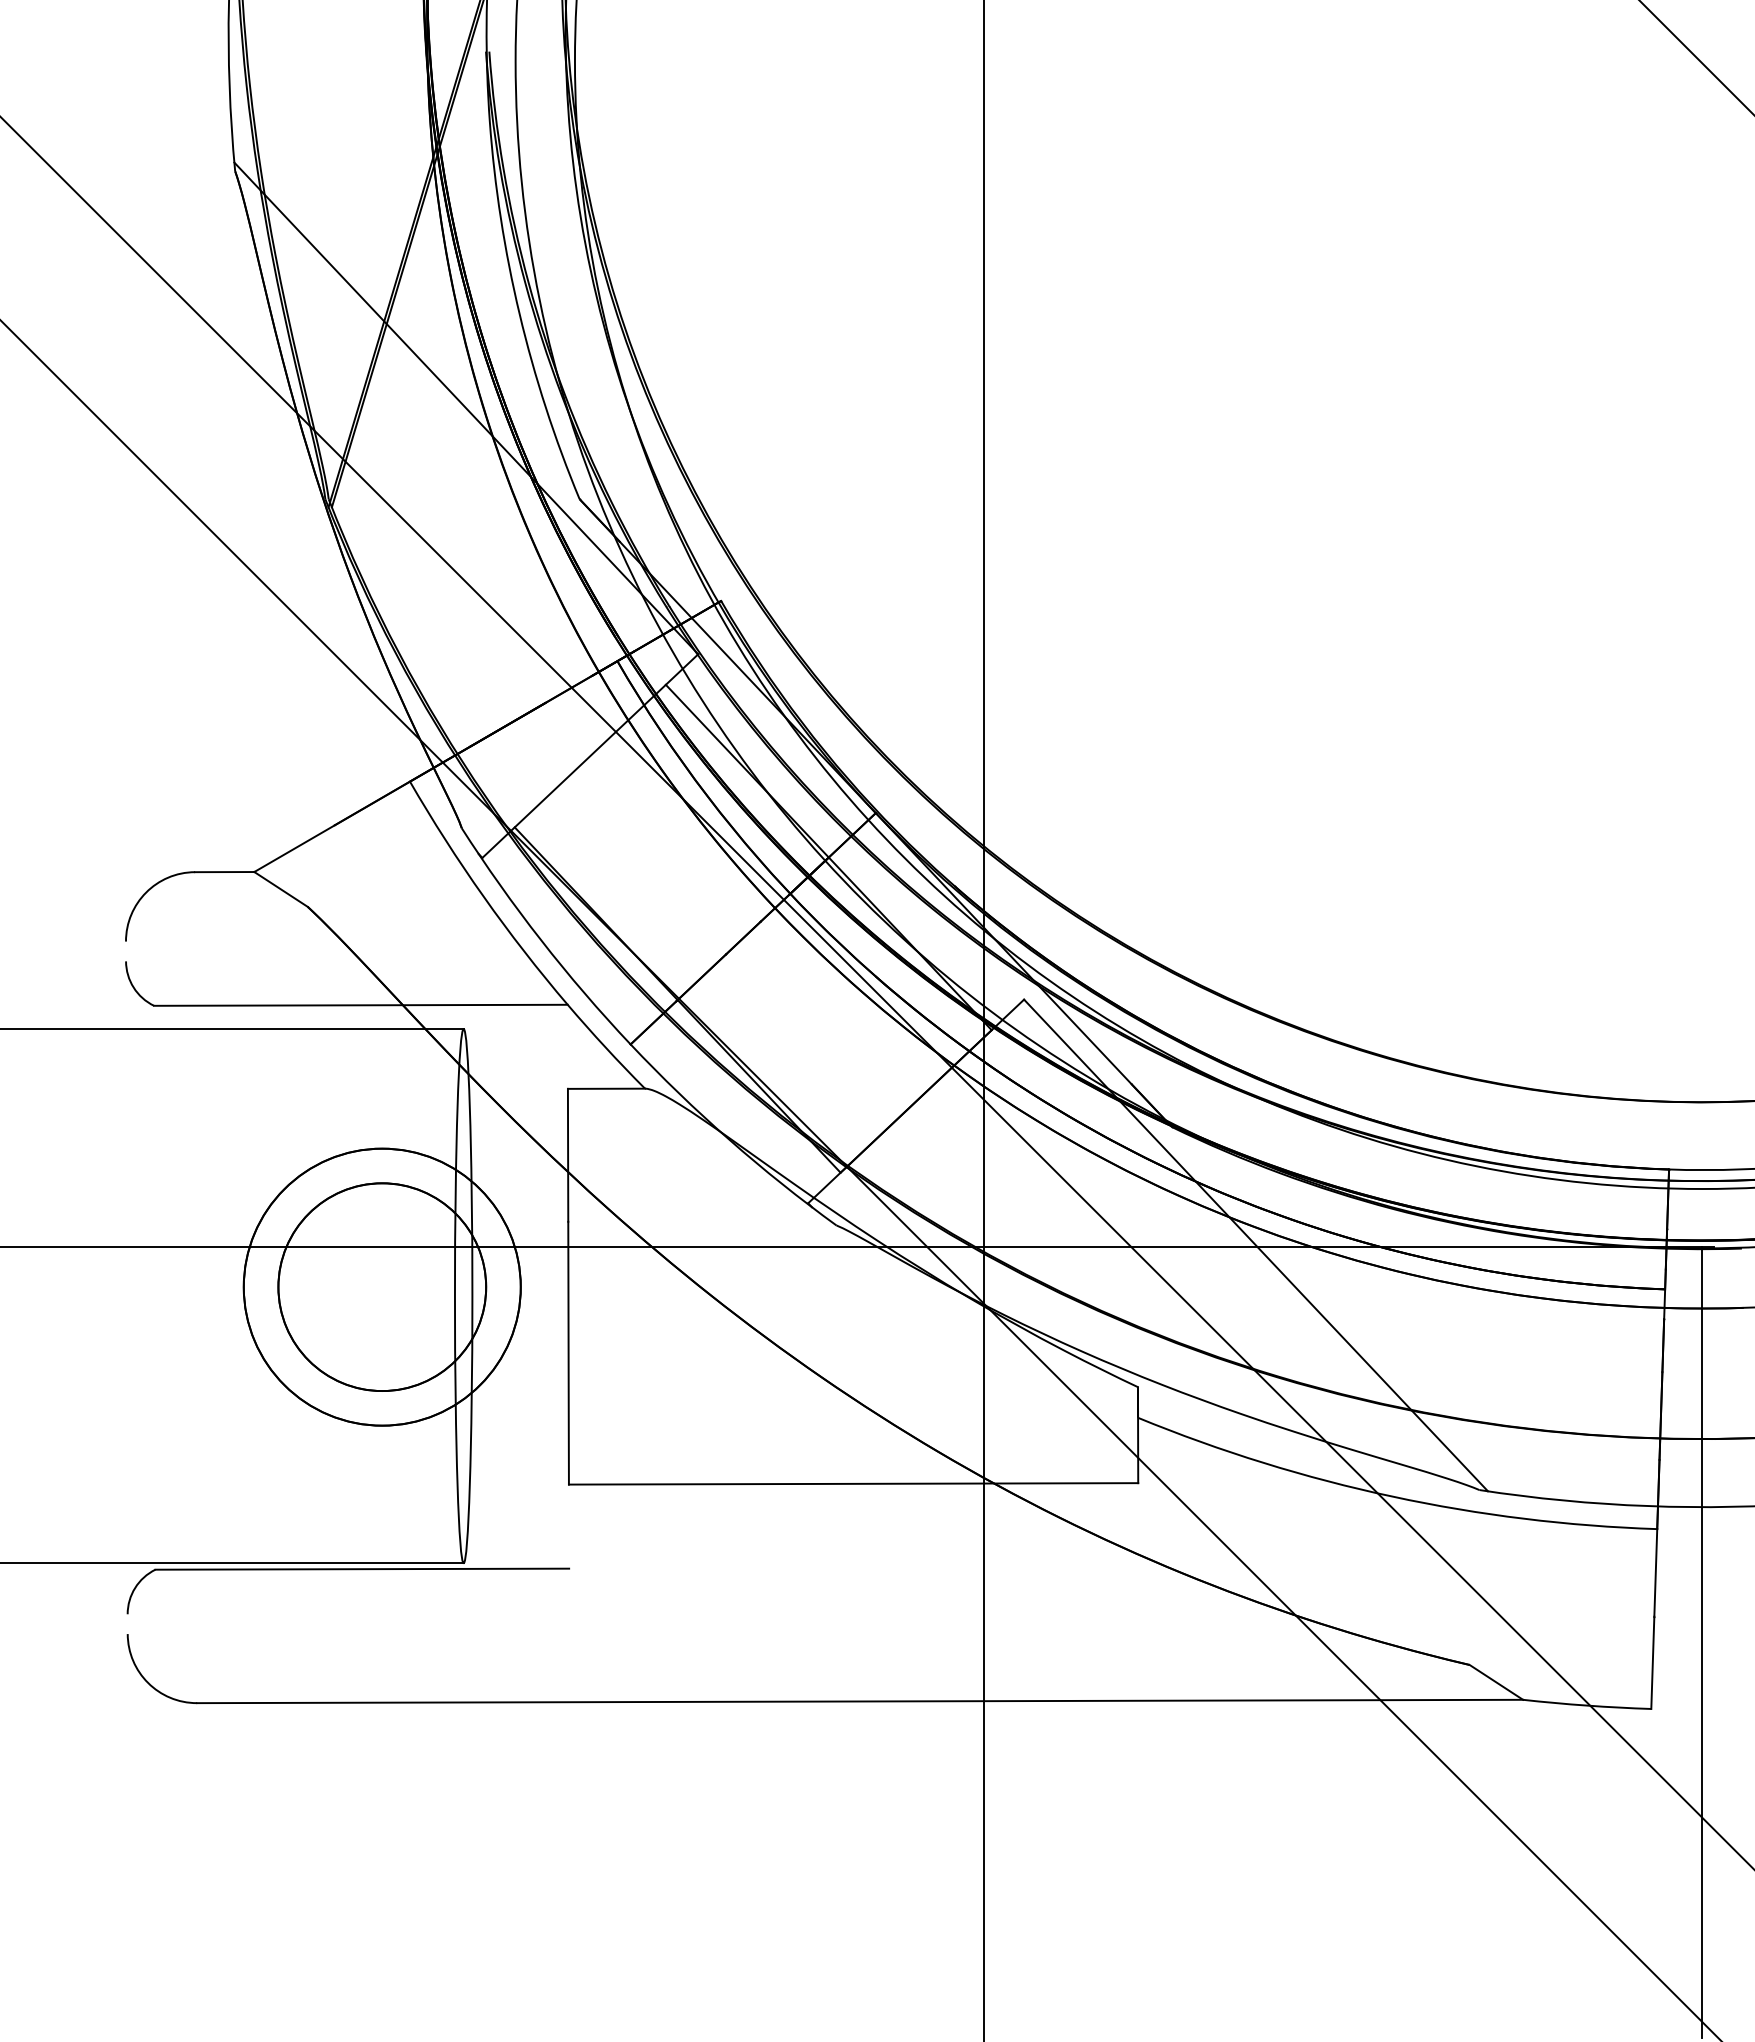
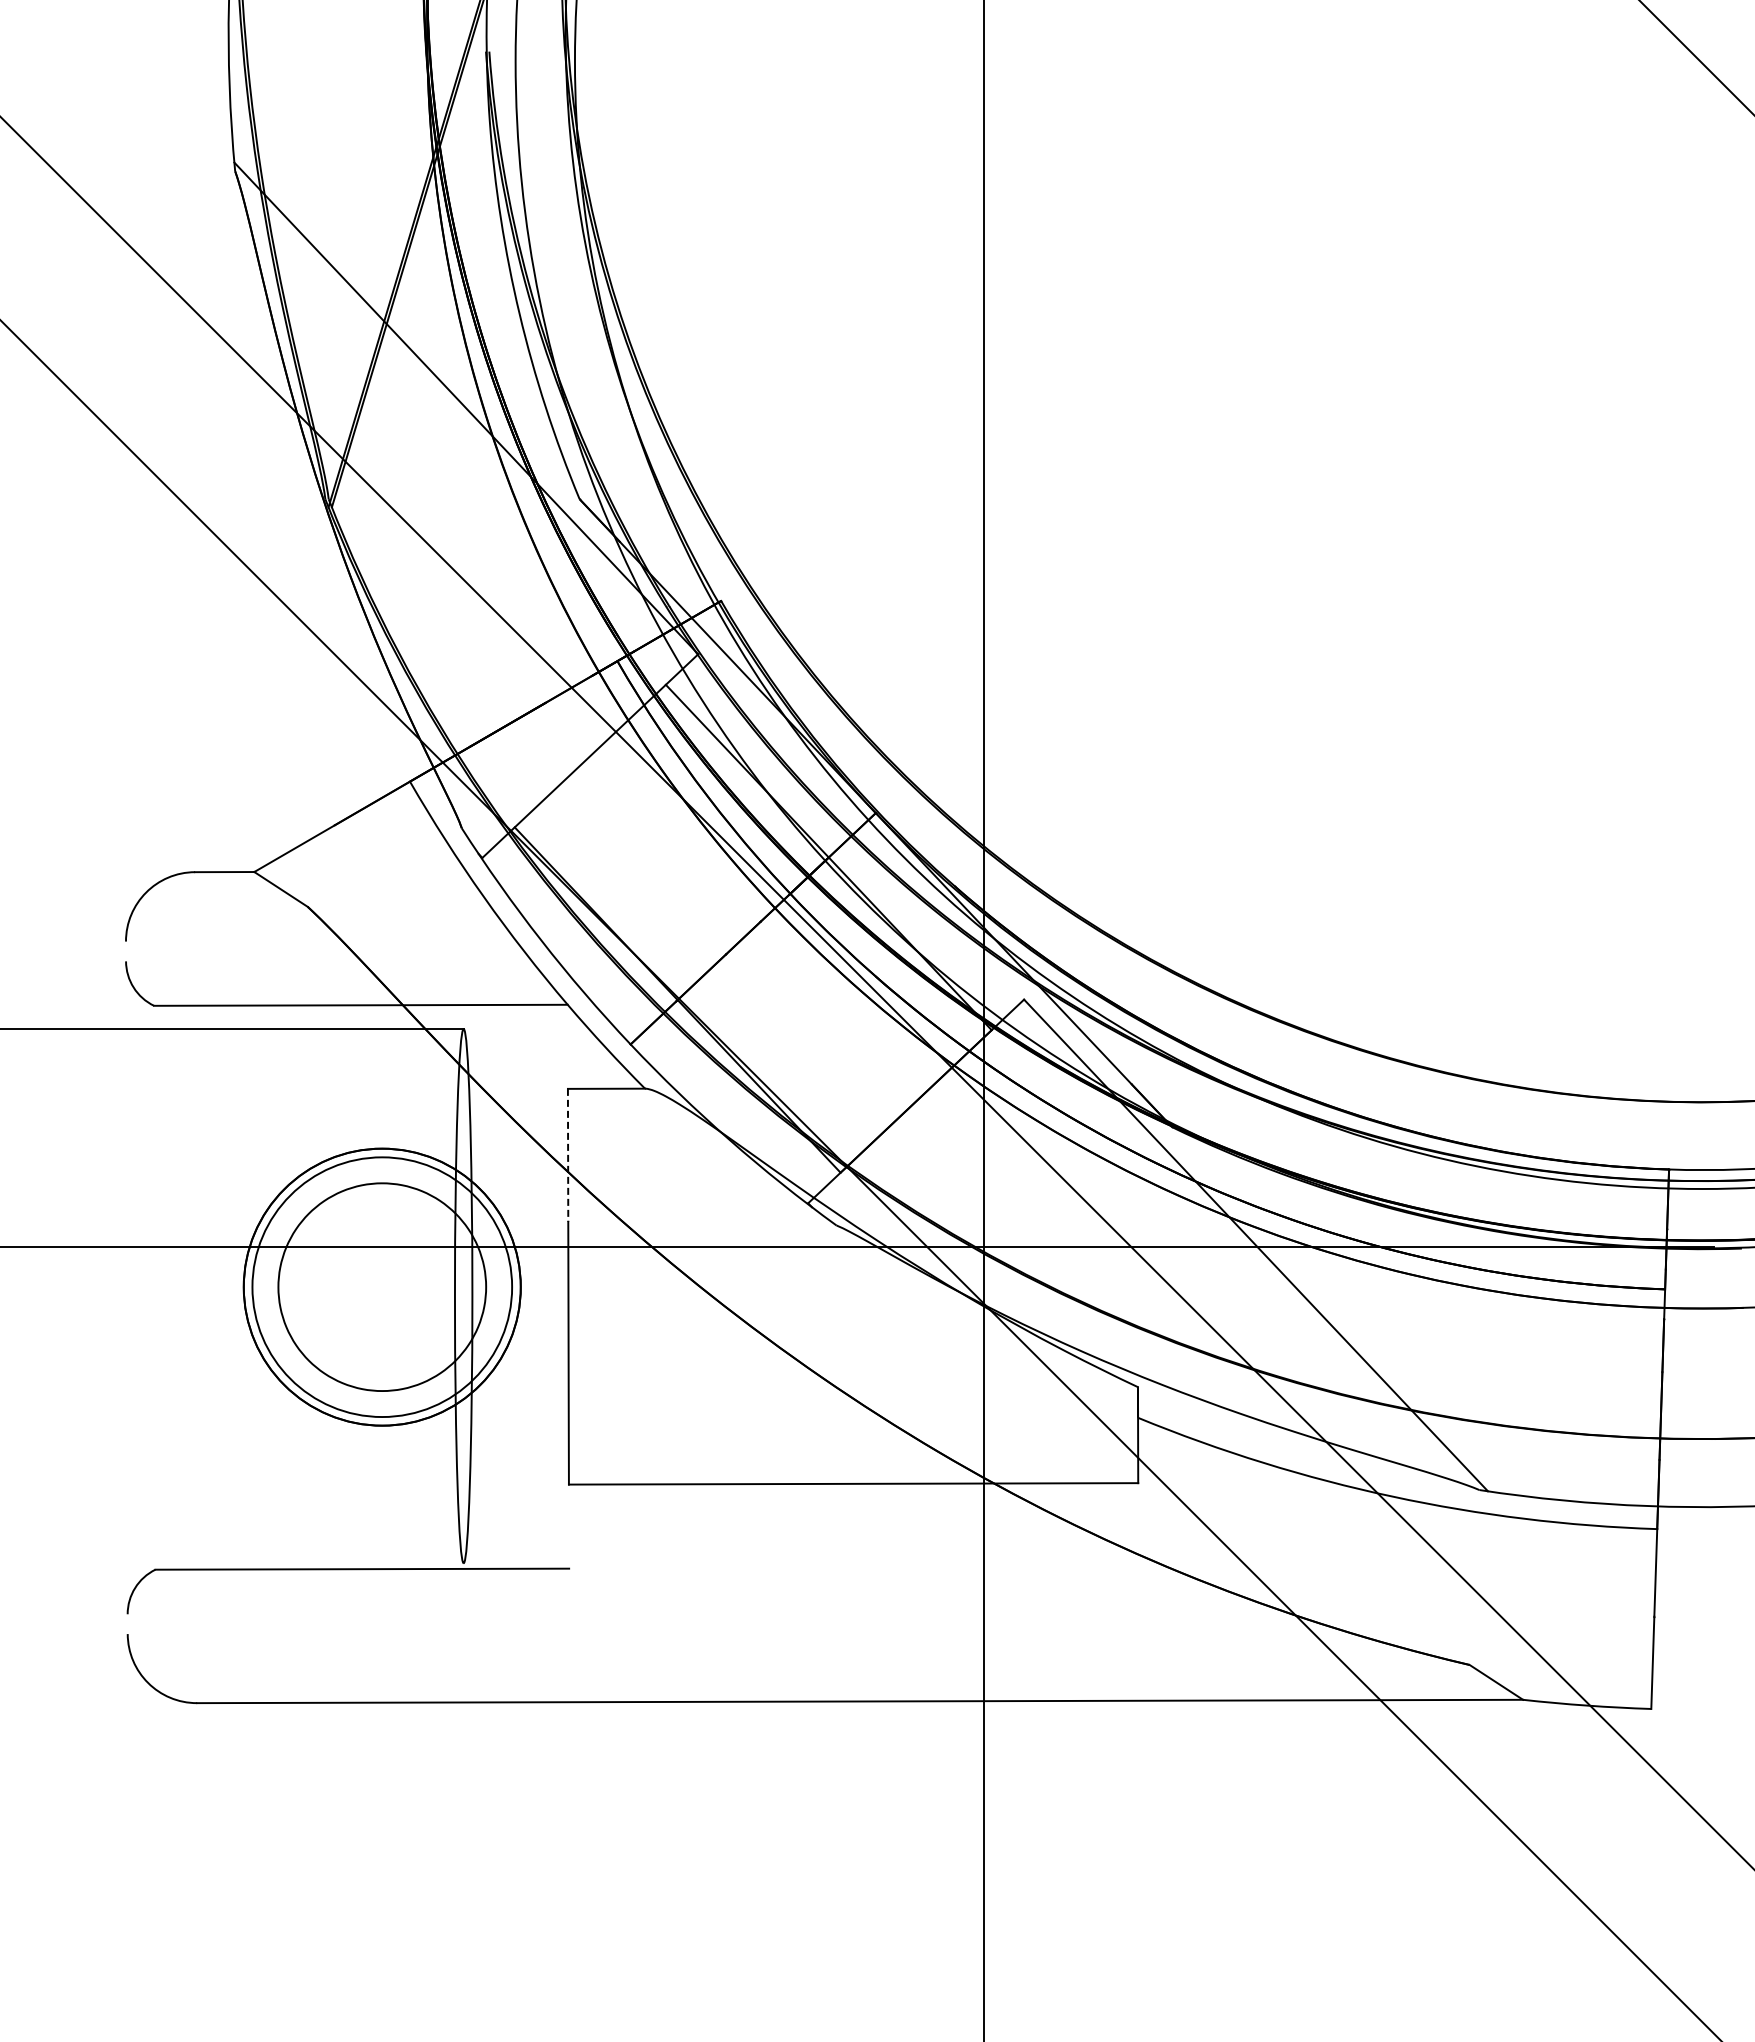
line: solid -> dashed (568, 1155)
circle diameter: 208 px -> 260 px (382, 1287)
line: present -> none (232, 1563)
line: present -> none (1701, 1642)
